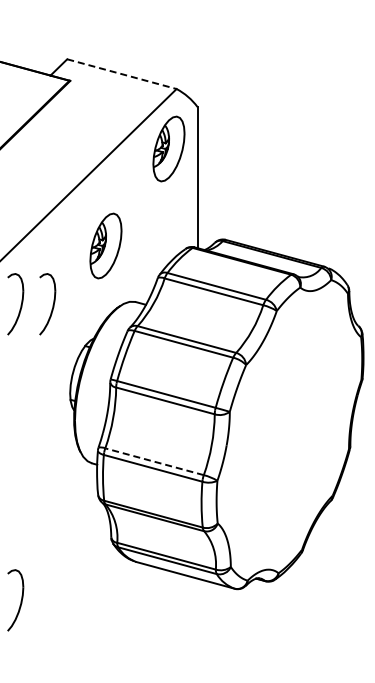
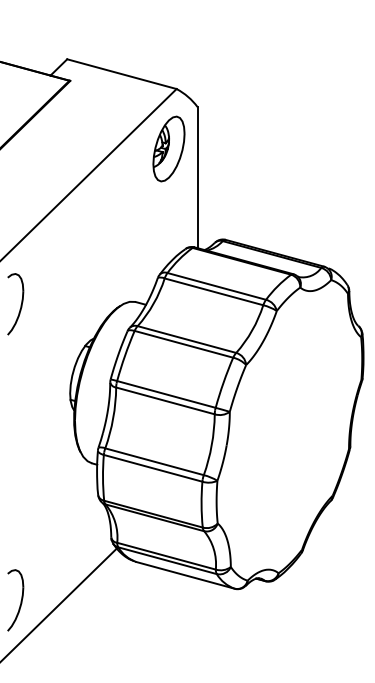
line: dashed -> solid (121, 74)
part: present -> none (105, 245)
part: present -> none (47, 304)
line: dashed -> solid (154, 461)
line: none -> present (59, 604)
